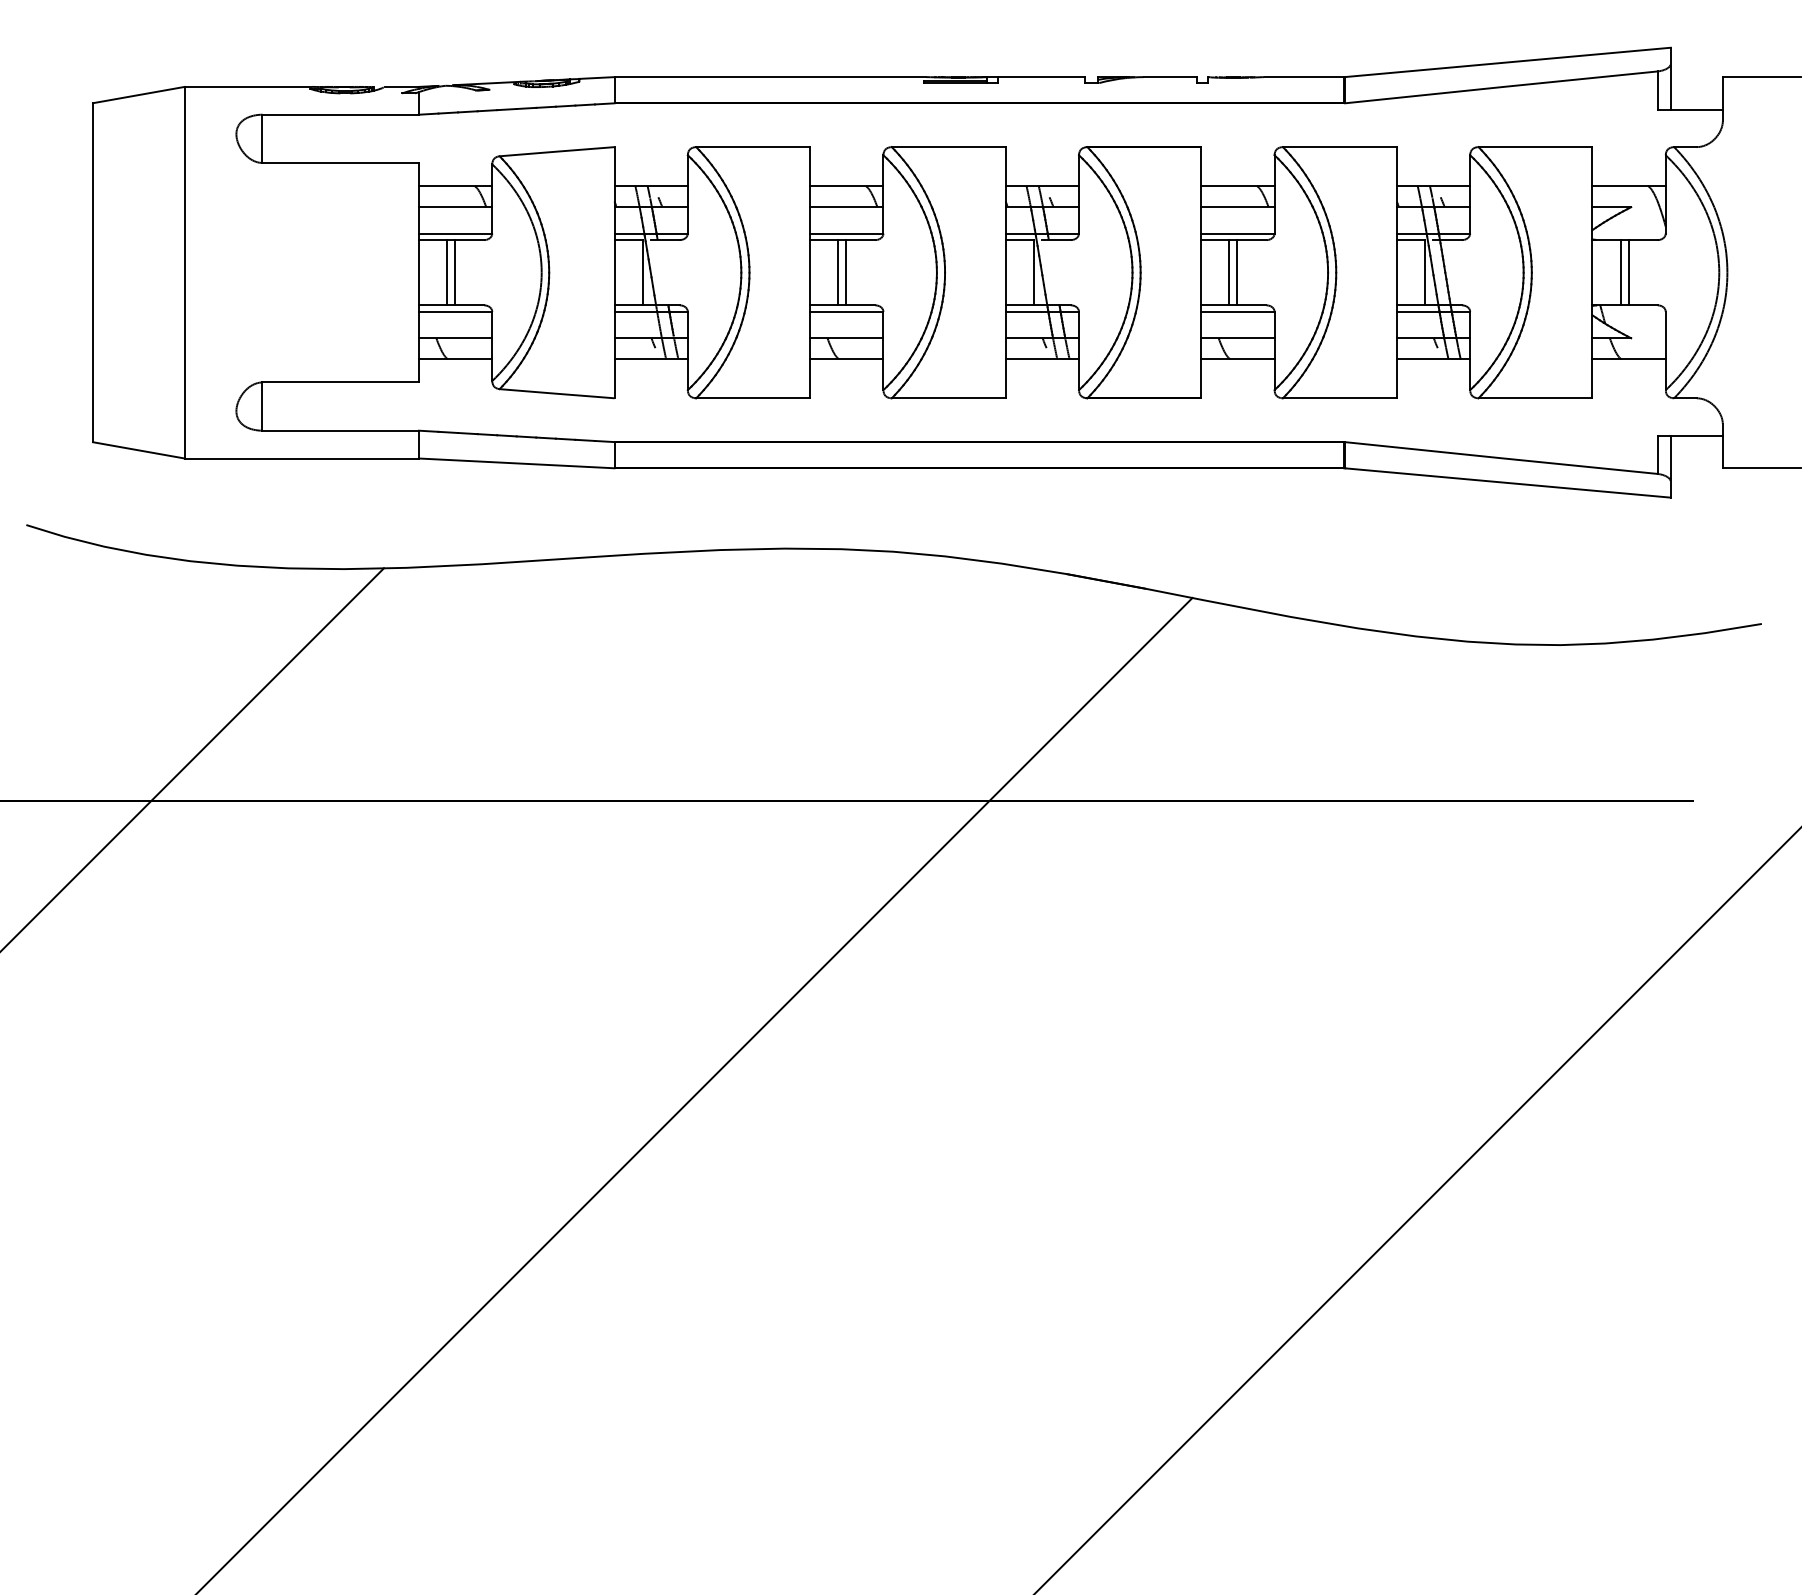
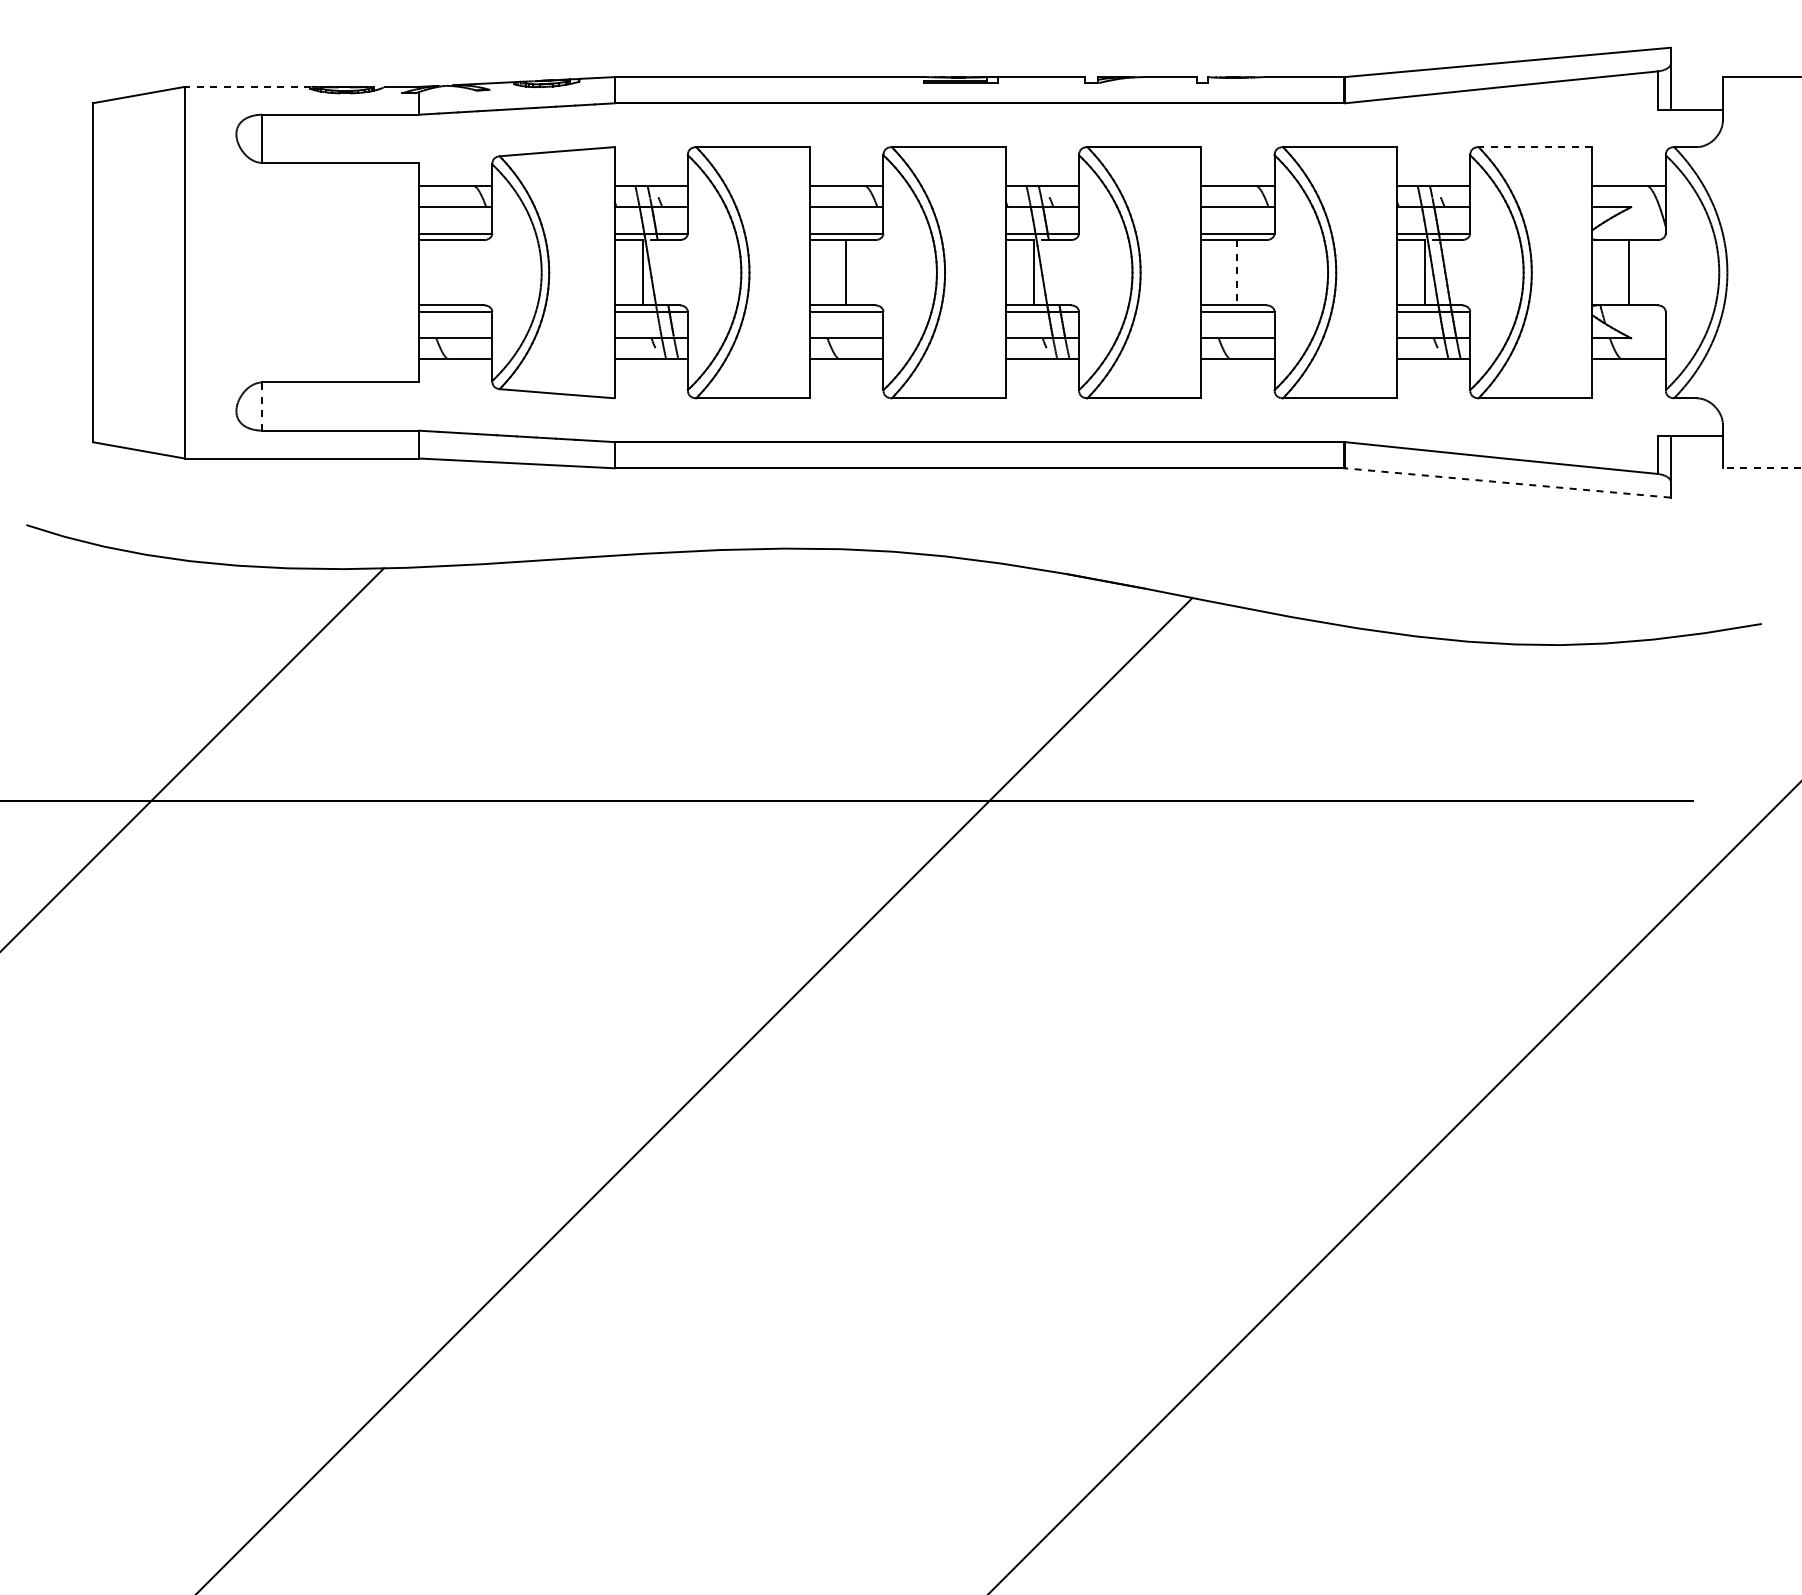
line: solid -> dashed (247, 86)
line: solid -> dashed (1535, 147)
line: present -> none (446, 272)
line: present -> none (455, 272)
line: present -> none (838, 272)
line: present -> none (1229, 272)
line: solid -> dashed (1237, 272)
line: present -> none (1620, 272)
line: solid -> dashed (262, 406)
line: solid -> dashed (1761, 468)
line: solid -> dashed (1507, 482)
line position: (1417, 1210) -> (1394, 1187) (1394, 1187)
